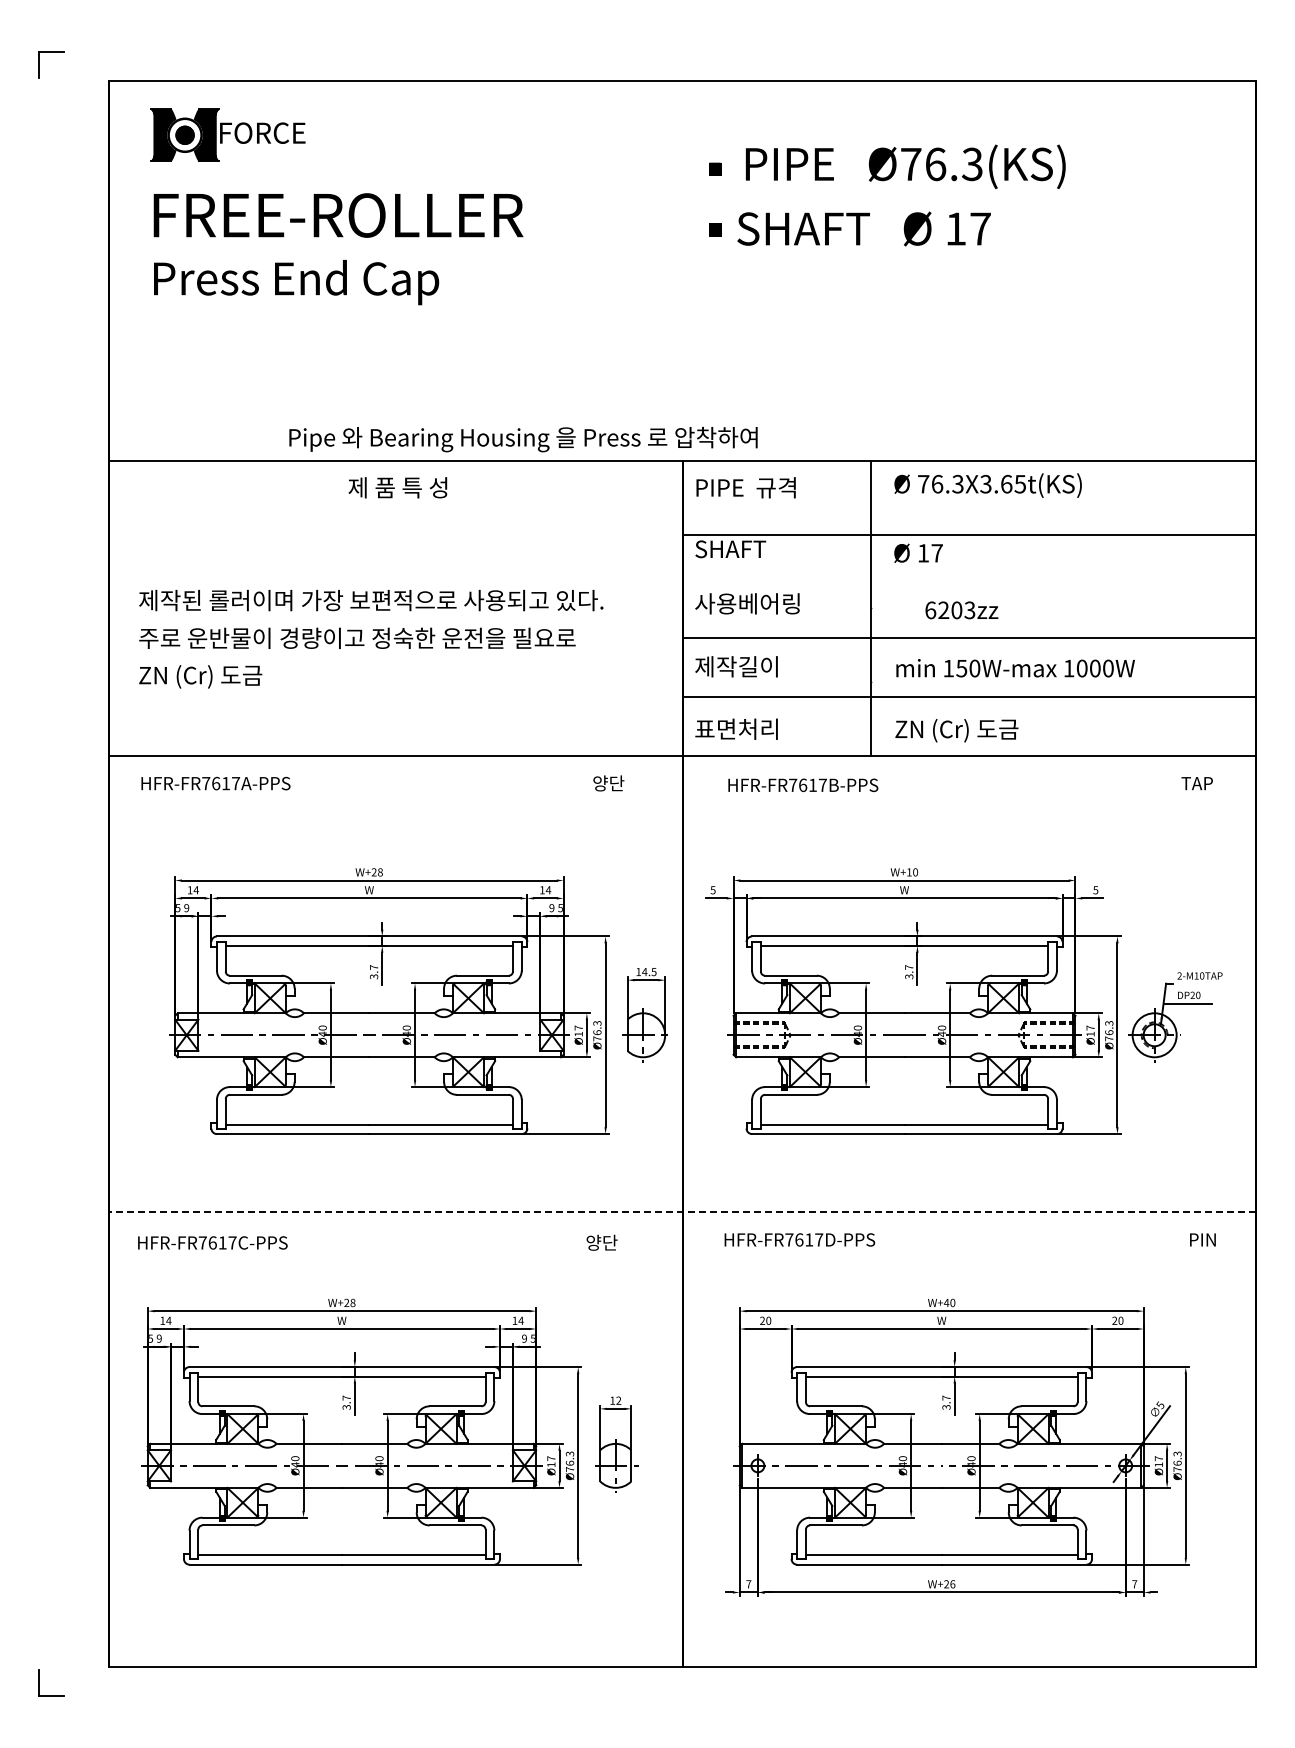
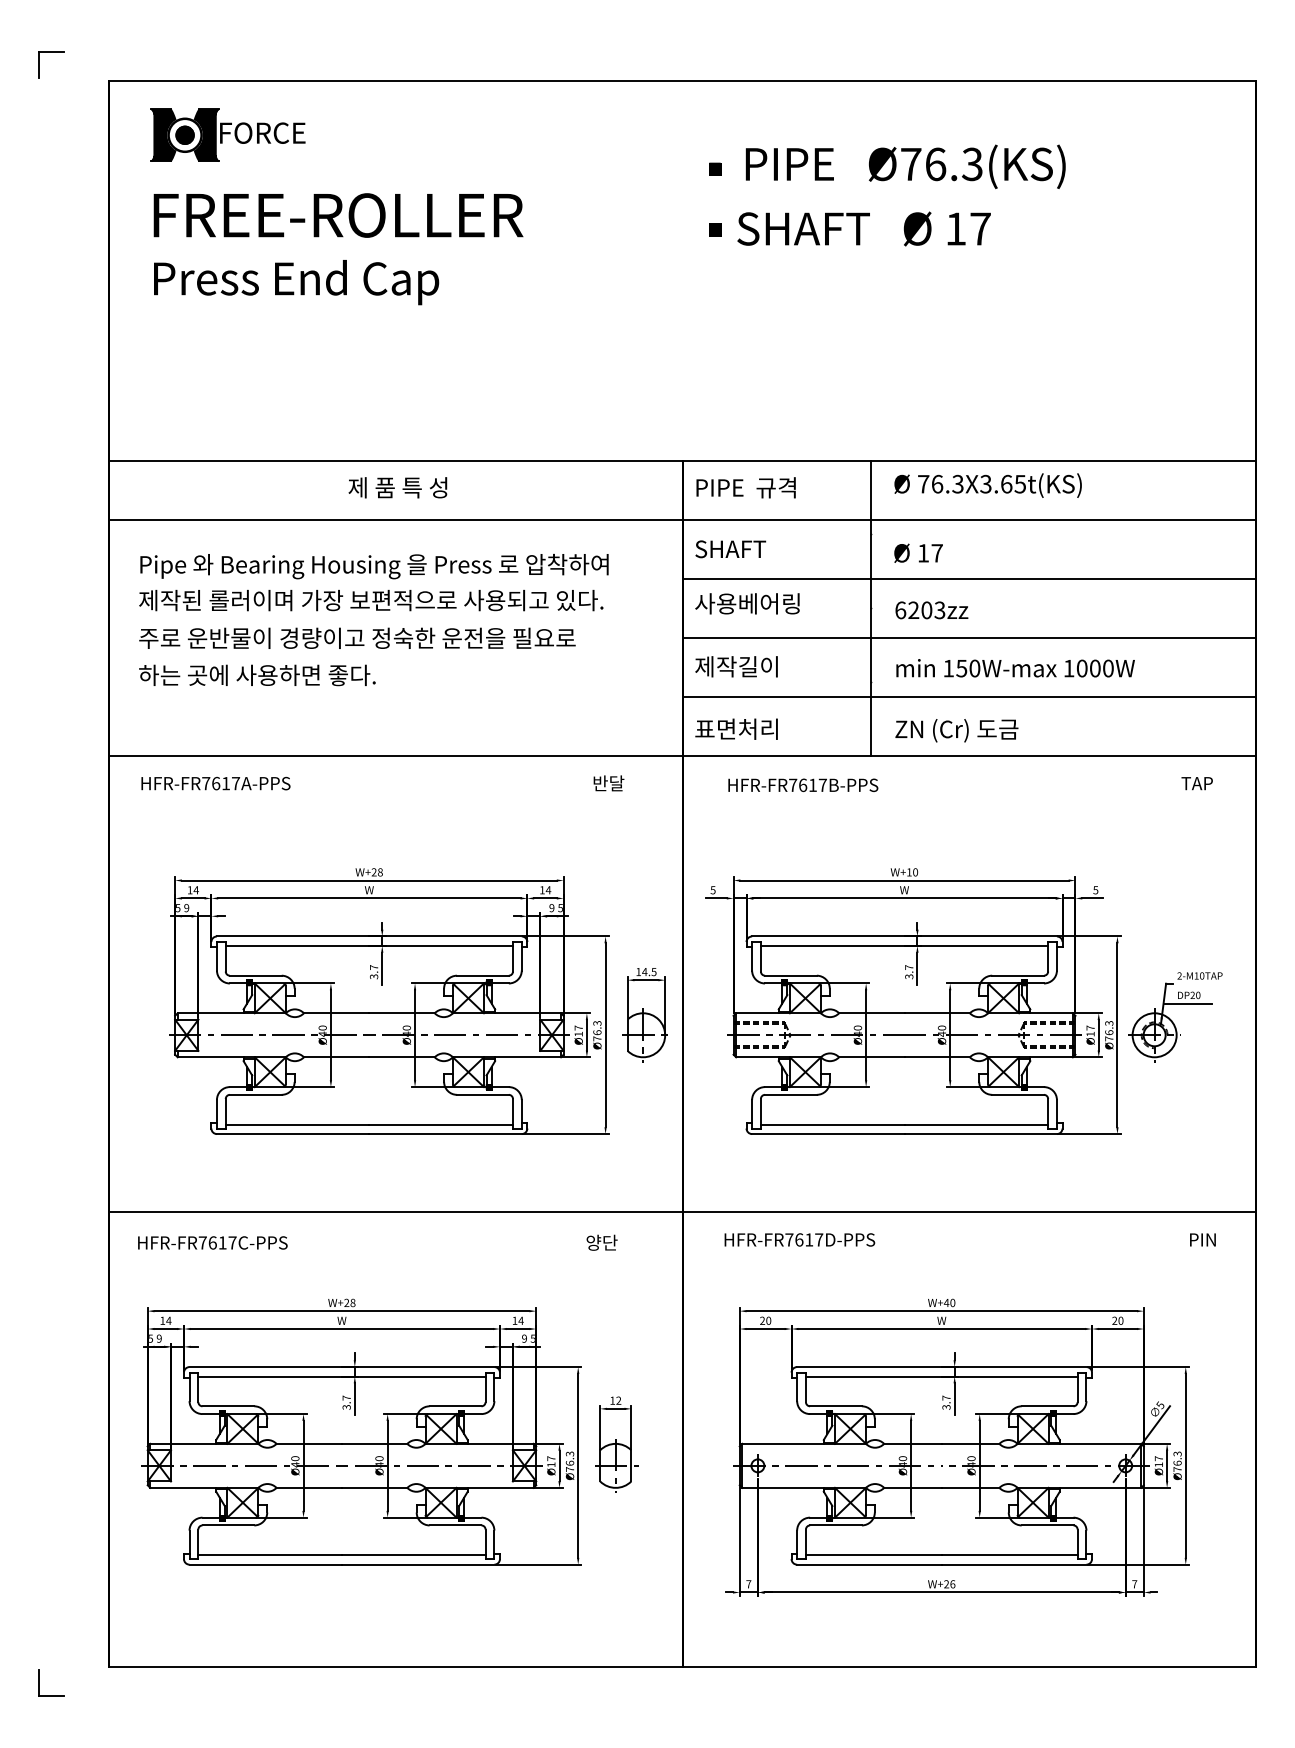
text position: (523, 439) -> (374, 566) (374, 566)
line: none -> present (682, 519)
line position: (969, 534) -> (969, 578) (969, 578)
text position: (961, 610) -> (931, 610) (931, 610)
text: ZN (Cr) 도금 -> 하는 곳에 사용하면 좋다. (257, 676)
text: 양단 -> 반달 (608, 783)
line: dashed -> solid (682, 1211)
